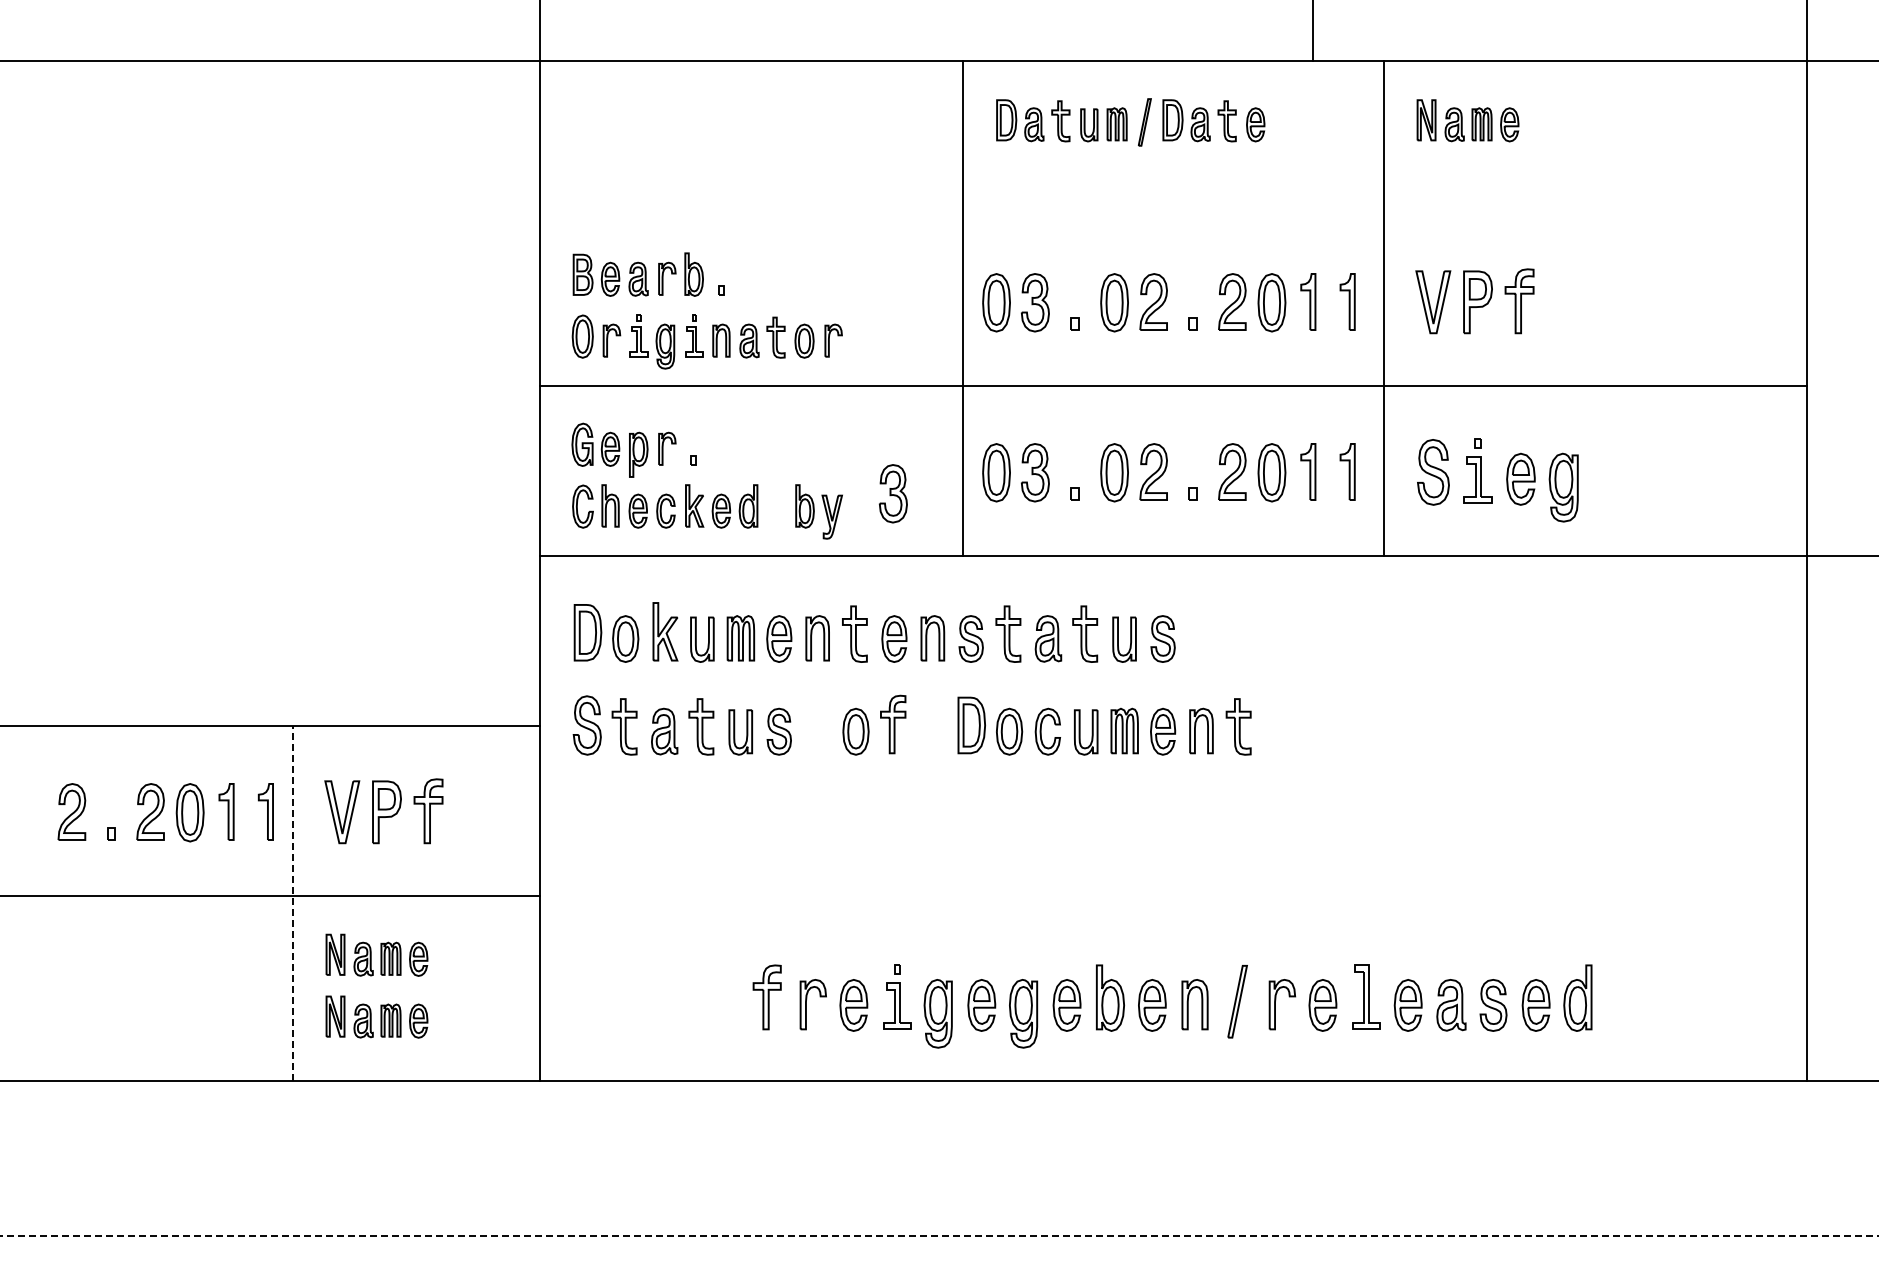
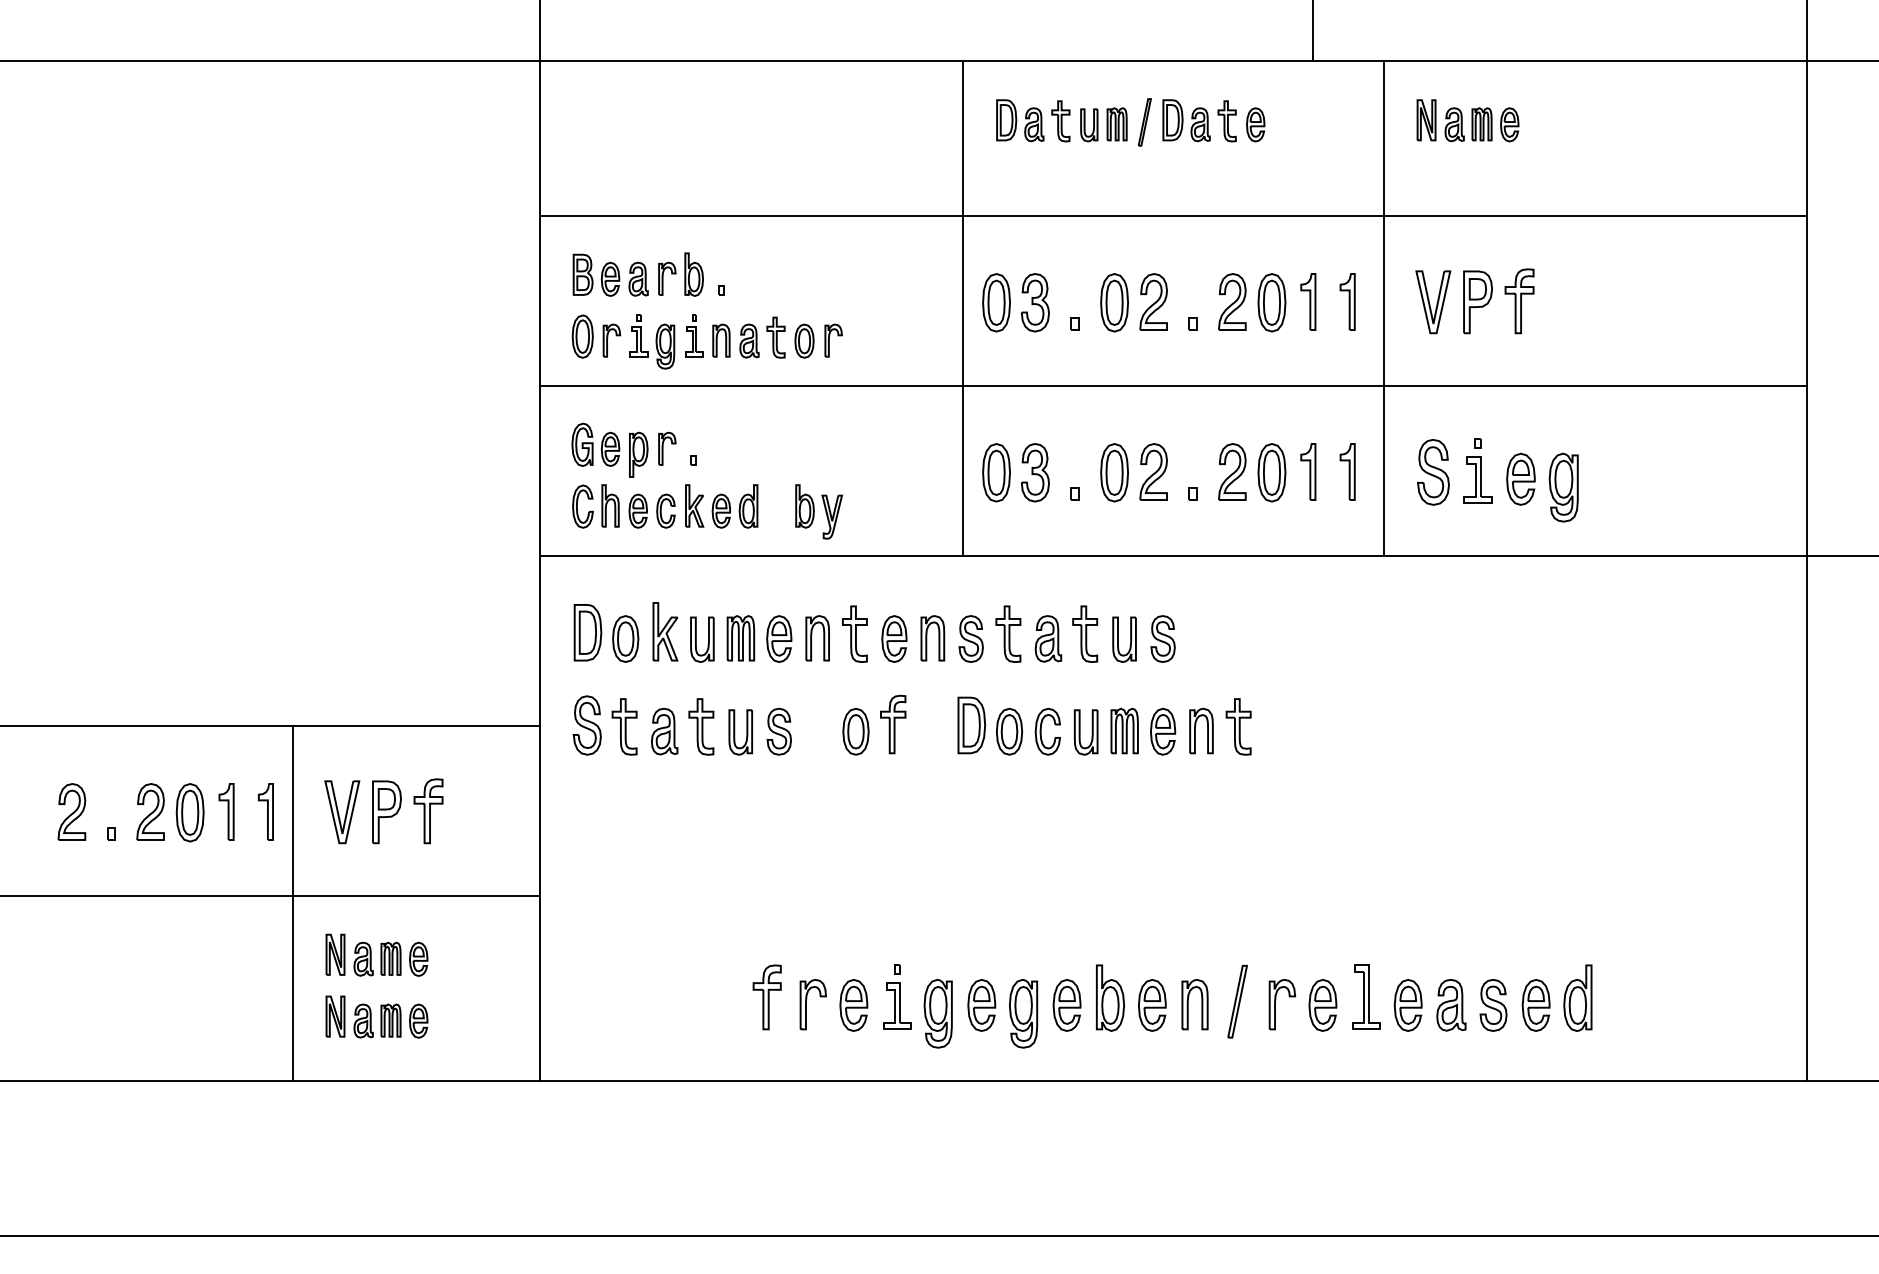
line: none -> present (1173, 215)
part: present -> none (893, 493)
line: dashed -> solid (292, 903)
line: dashed -> solid (939, 1235)
